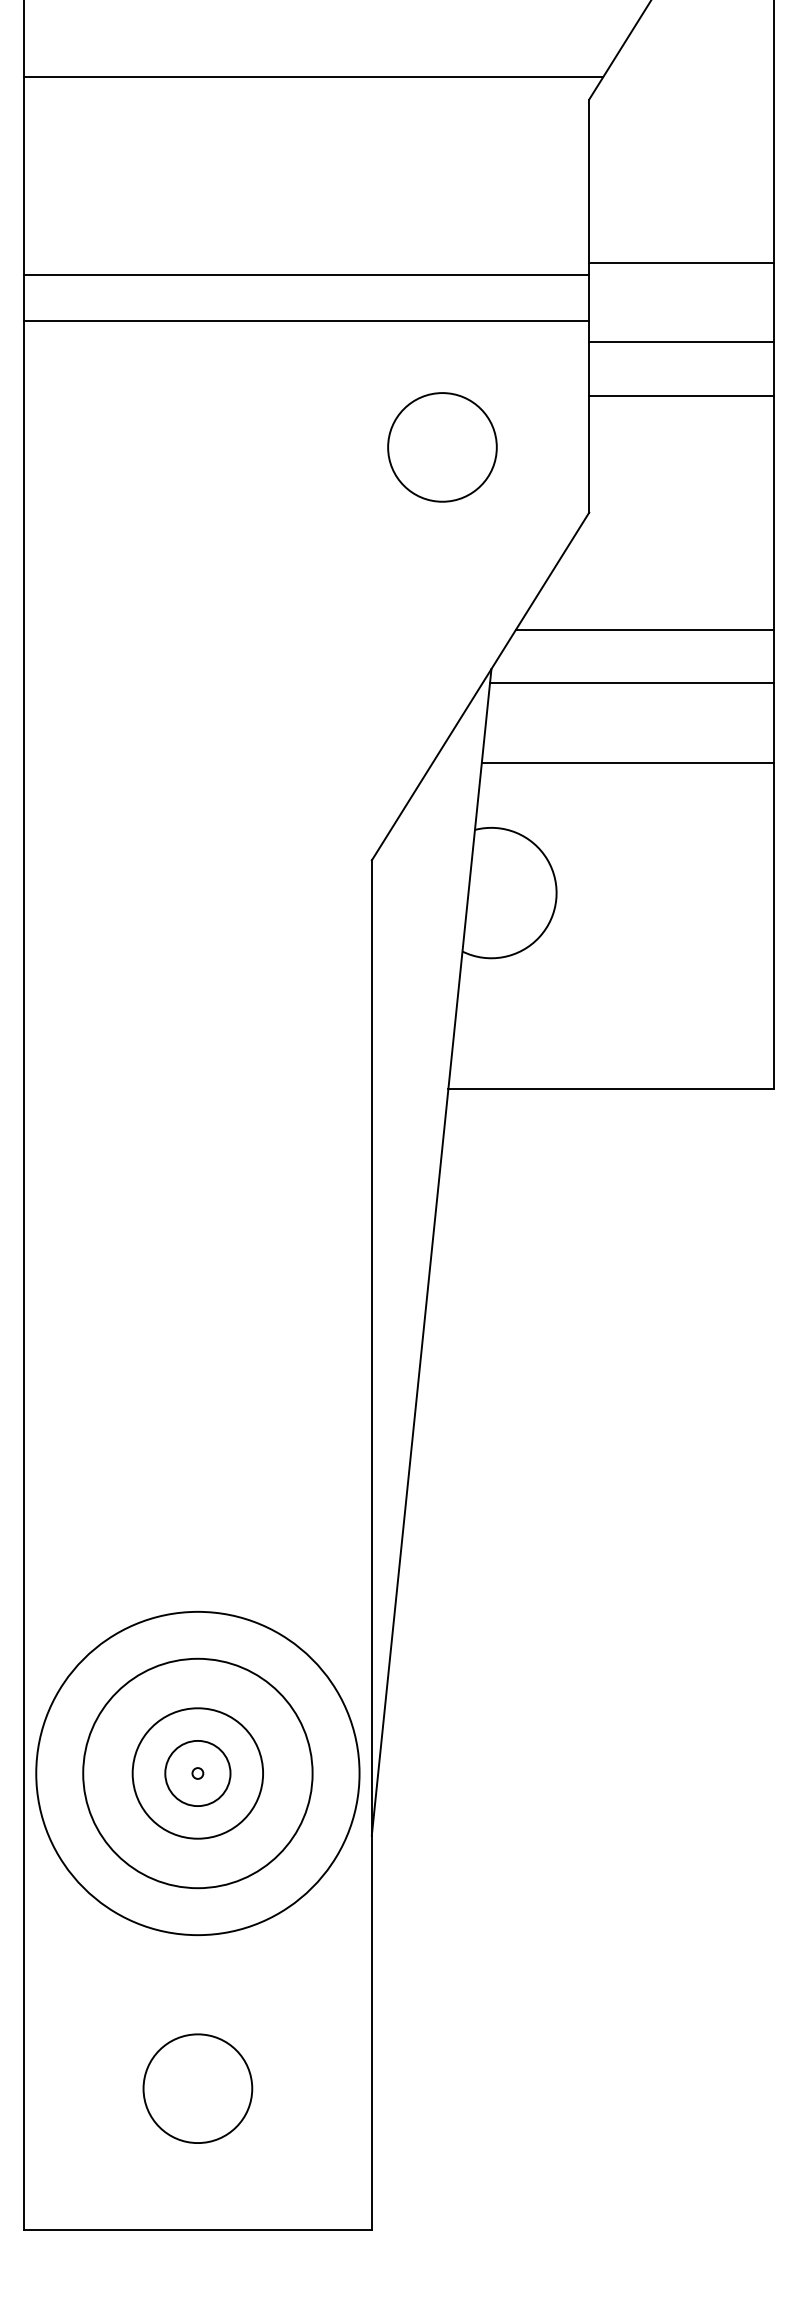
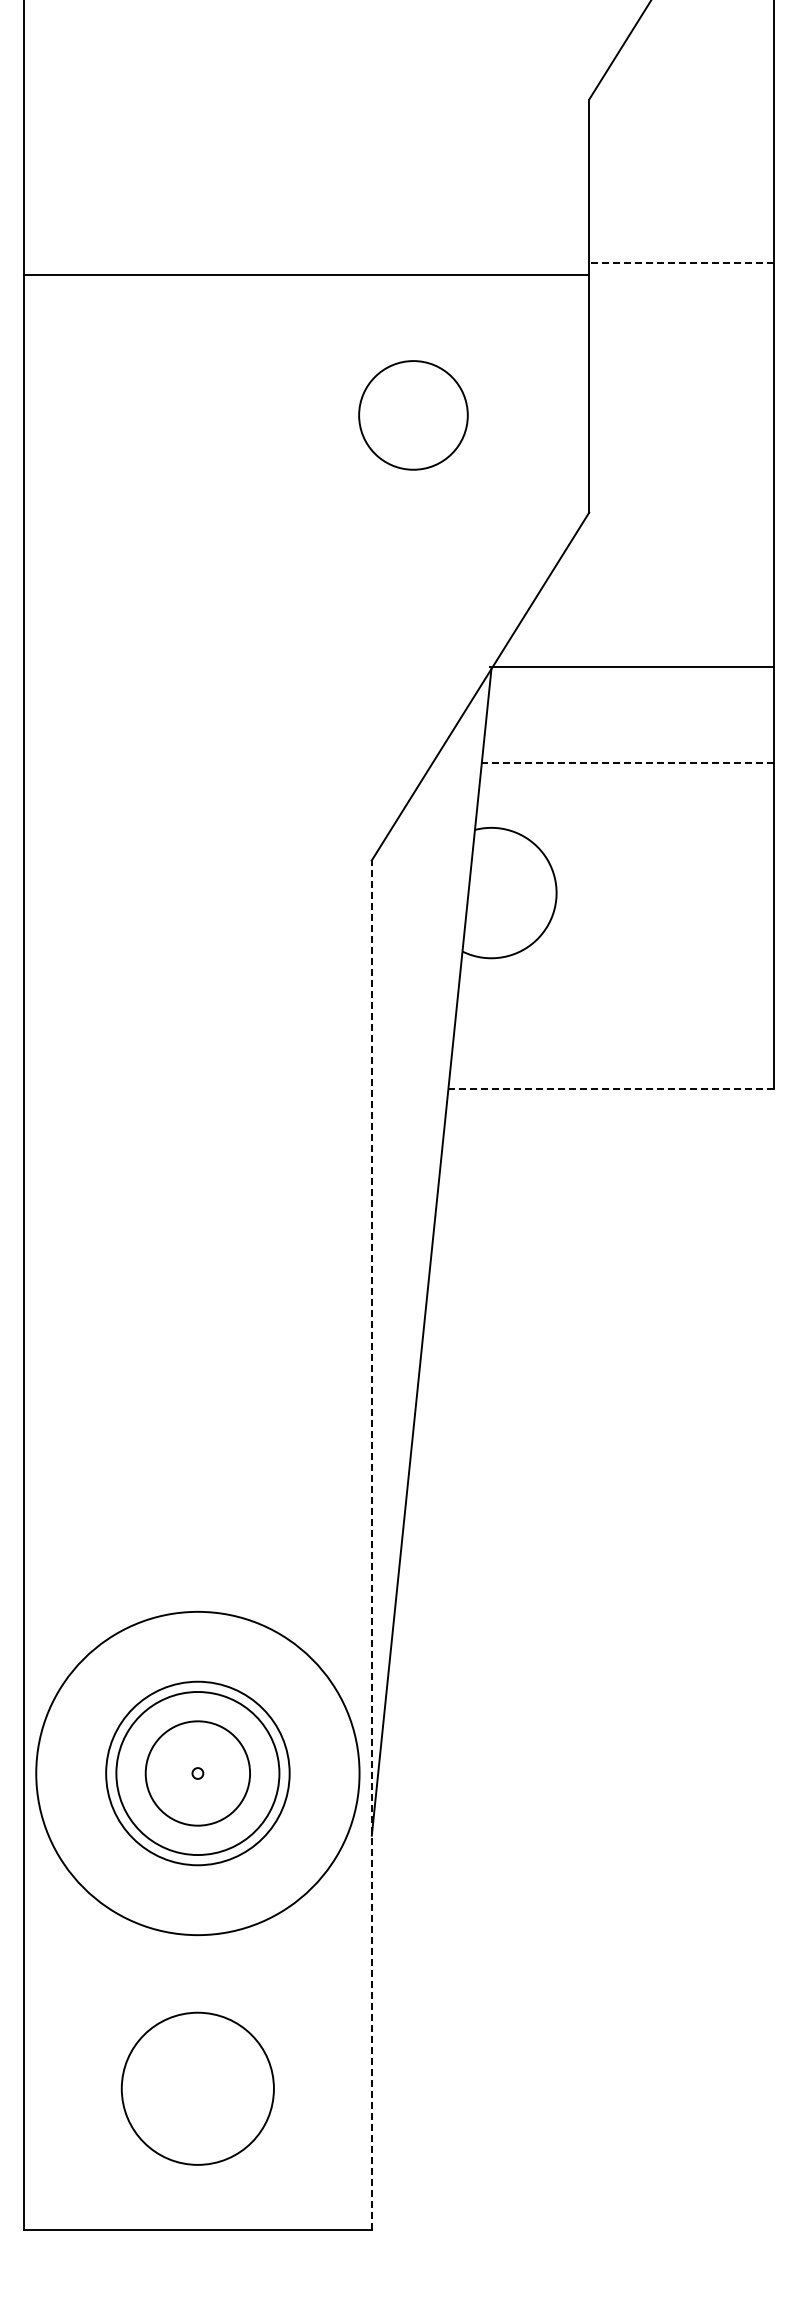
line: present -> none (313, 77)
line: solid -> dashed (681, 262)
line: present -> none (306, 321)
line: present -> none (681, 342)
line: present -> none (681, 395)
circle position: (442, 447) -> (413, 415) (413, 415)
line: present -> none (644, 629)
line position: (631, 683) -> (631, 667) (631, 667)
line: solid -> dashed (627, 762)
line: solid -> dashed (611, 1088)
line: solid -> dashed (371, 1545)
circle diameter: 130 px -> 163 px (197, 1773)
circle diameter: 229 px -> 184 px (197, 1773)
circle diameter: 65 px -> 104 px (197, 1773)
circle size: 112x111 px -> 155x155 px (197, 2088)
